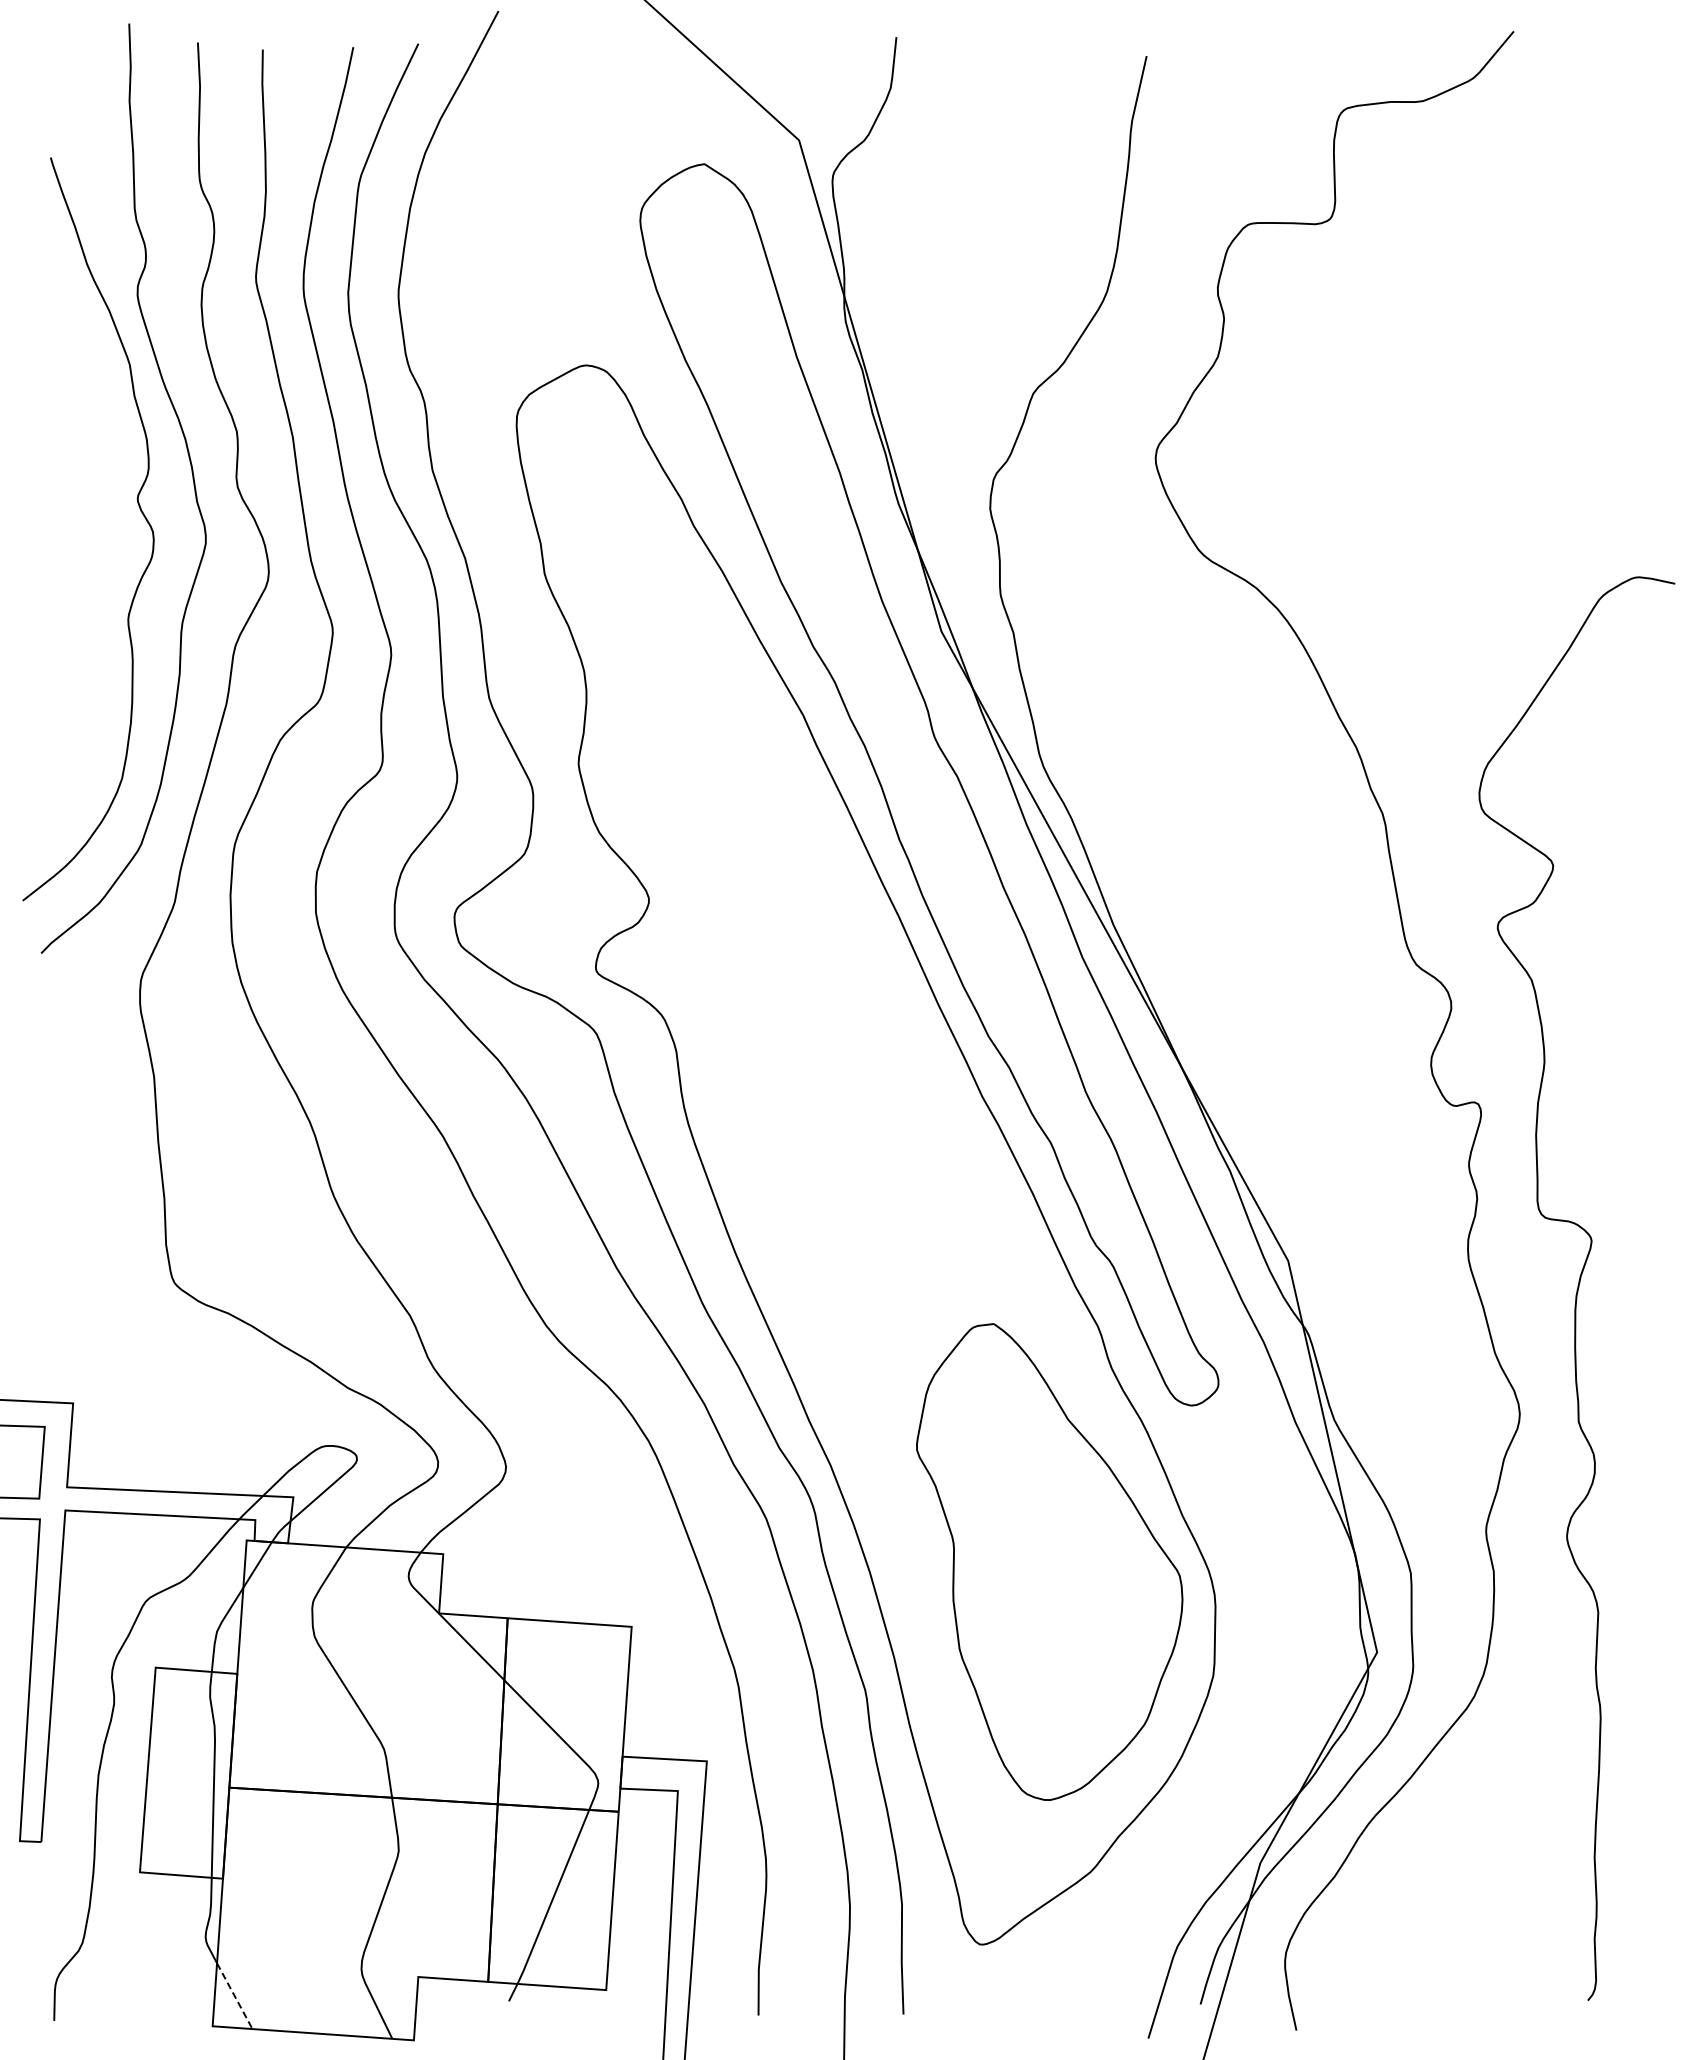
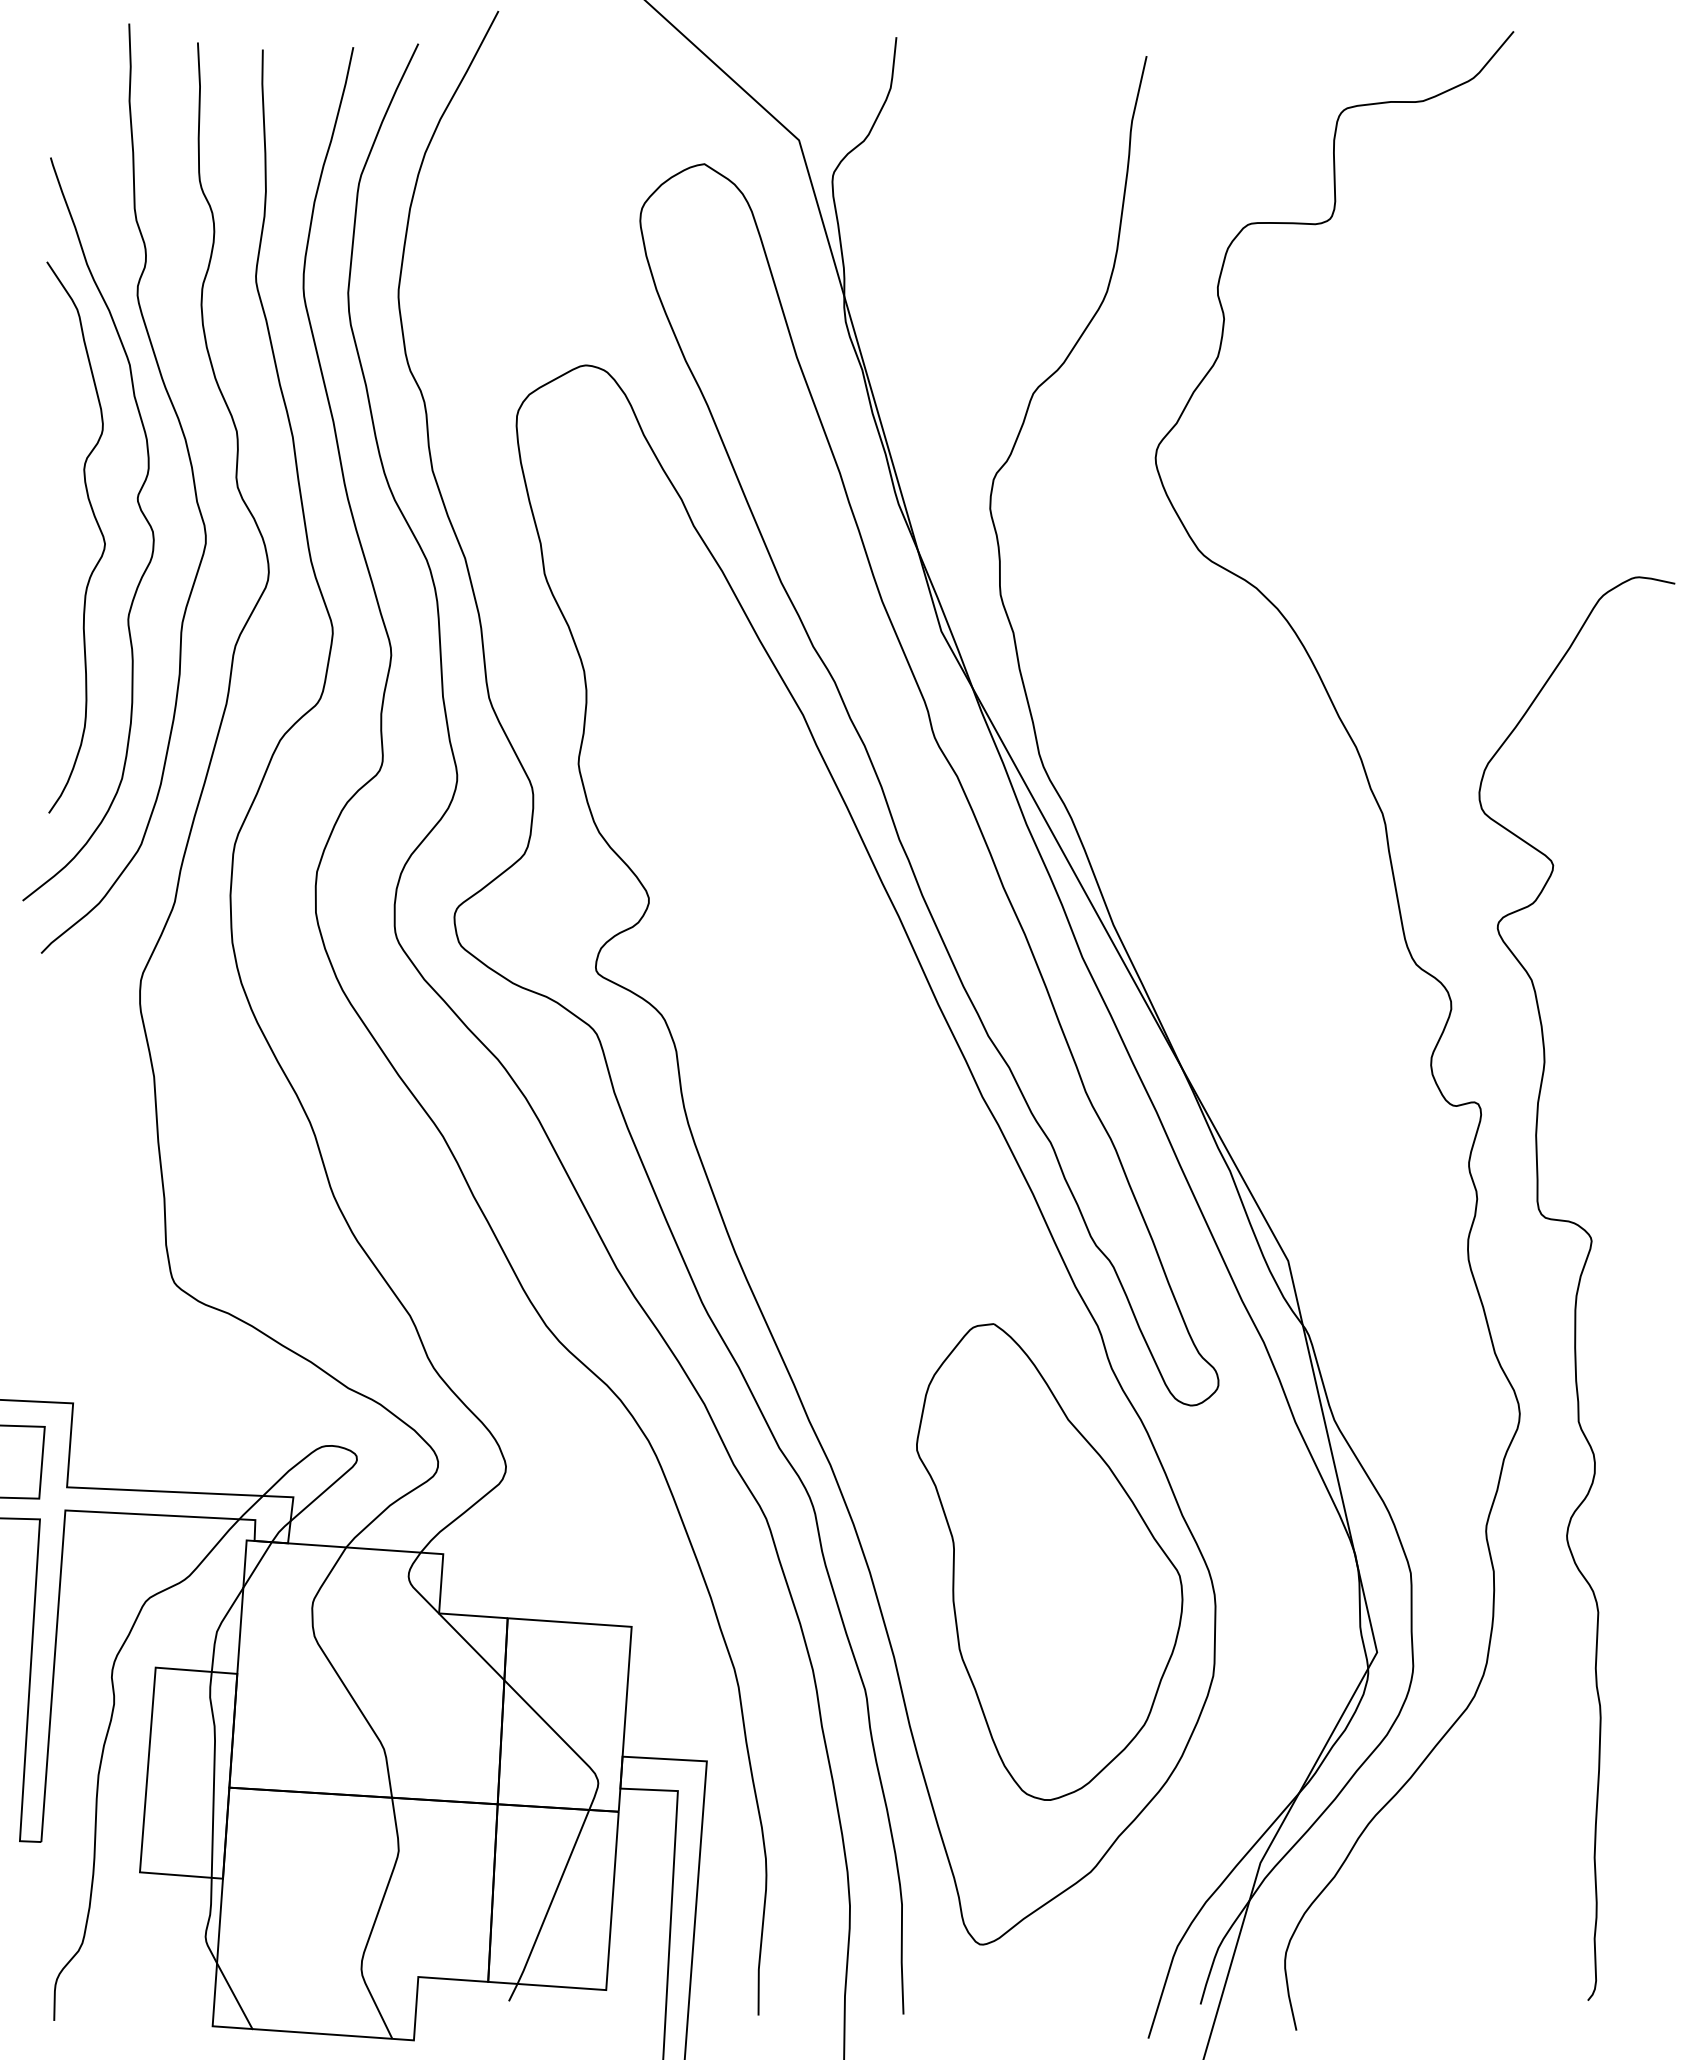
curve: none -> present (98, 528)
line: dashed -> solid (235, 1996)
